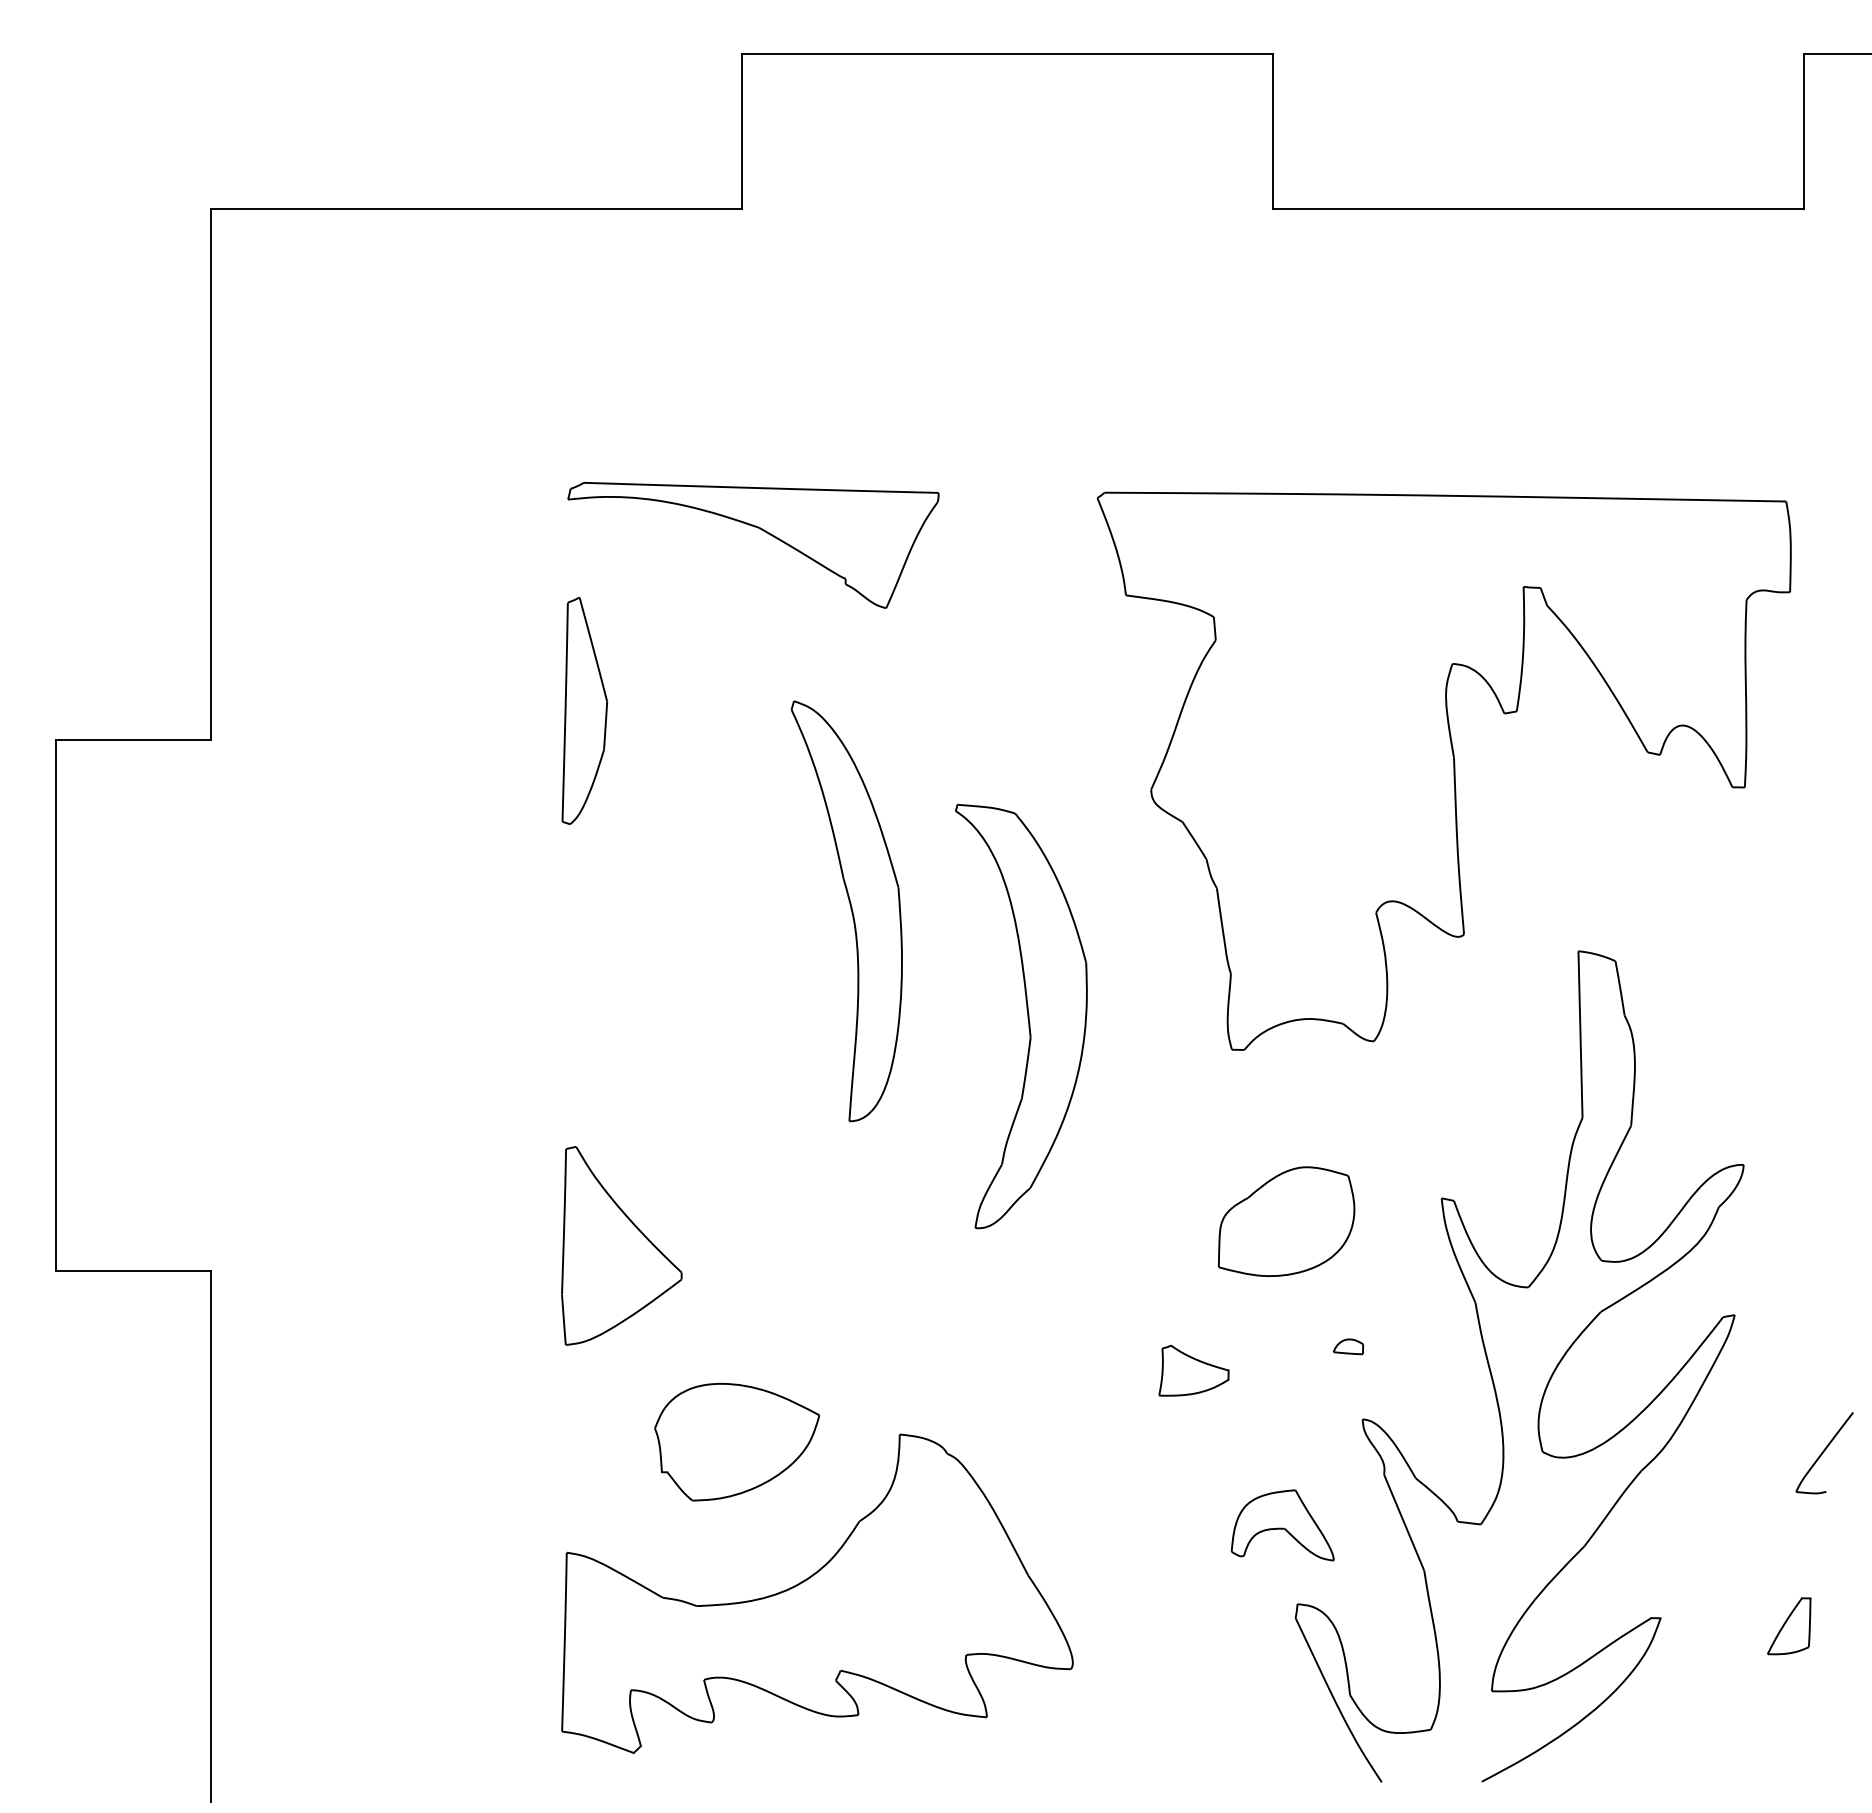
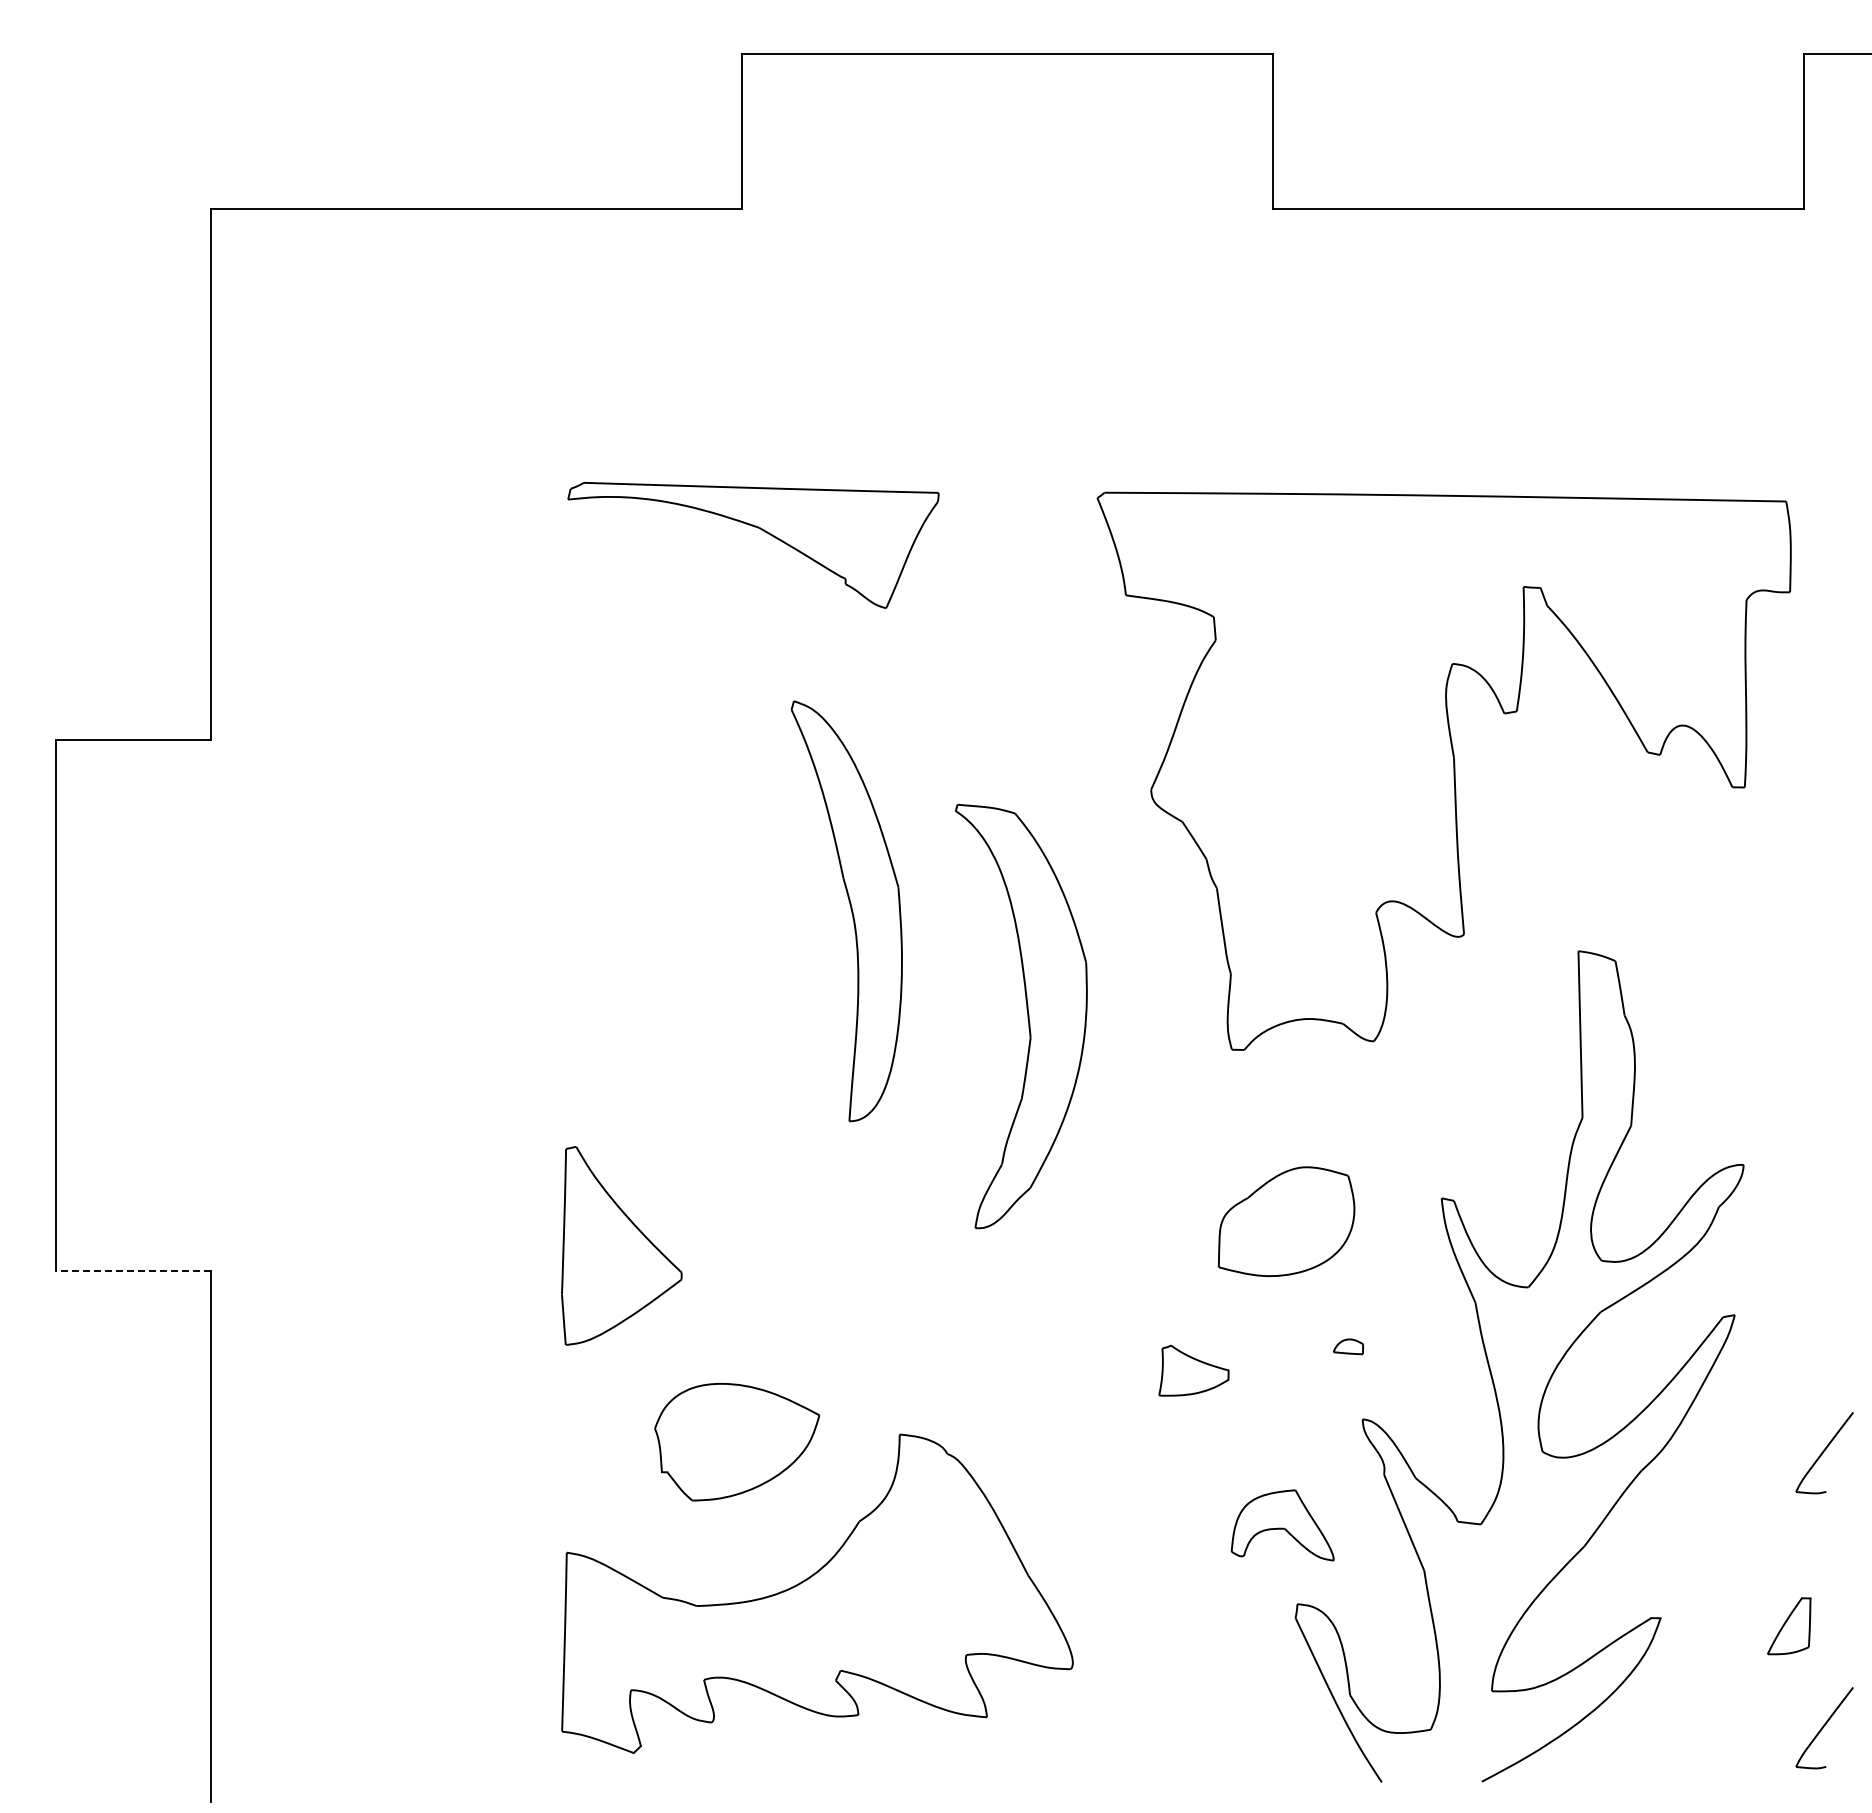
part: present -> none (584, 710)
line: solid -> dashed (132, 1270)
part: none -> present (1824, 1728)
